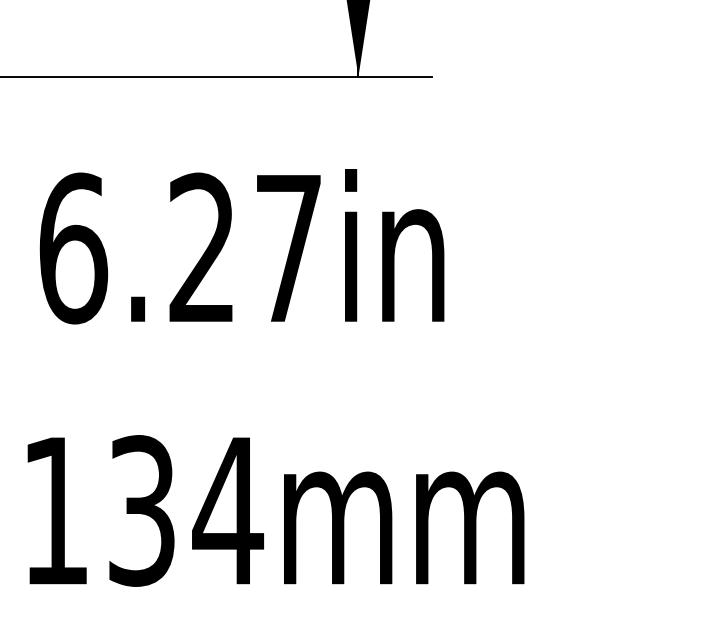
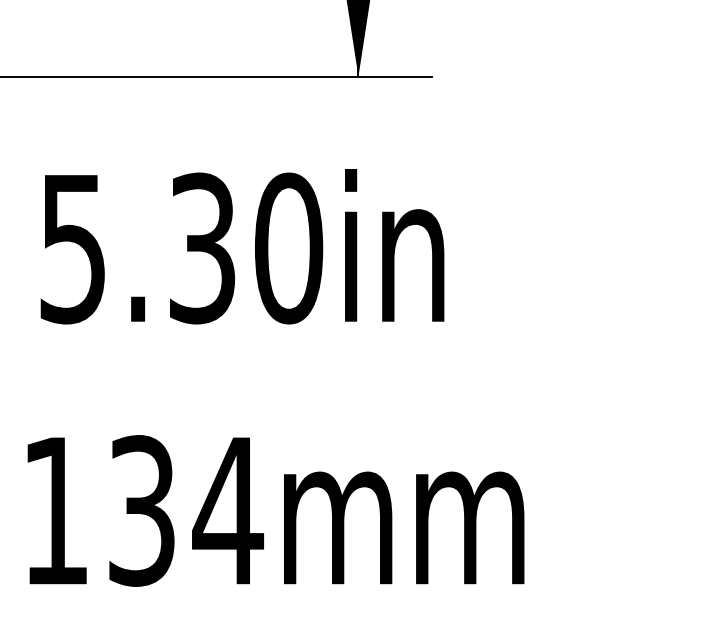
text: 6.27in -> 5.30in (181, 248)
